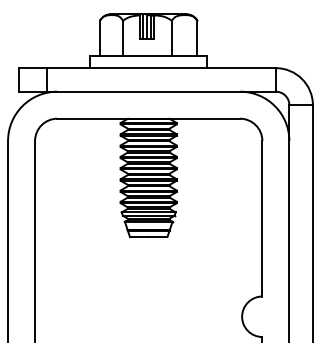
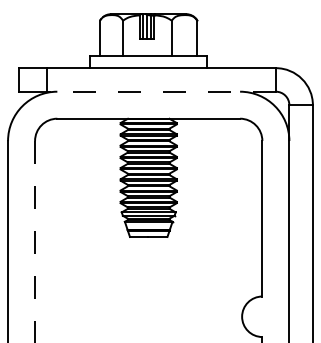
line: solid -> dashed (161, 91)
line: solid -> dashed (35, 241)
